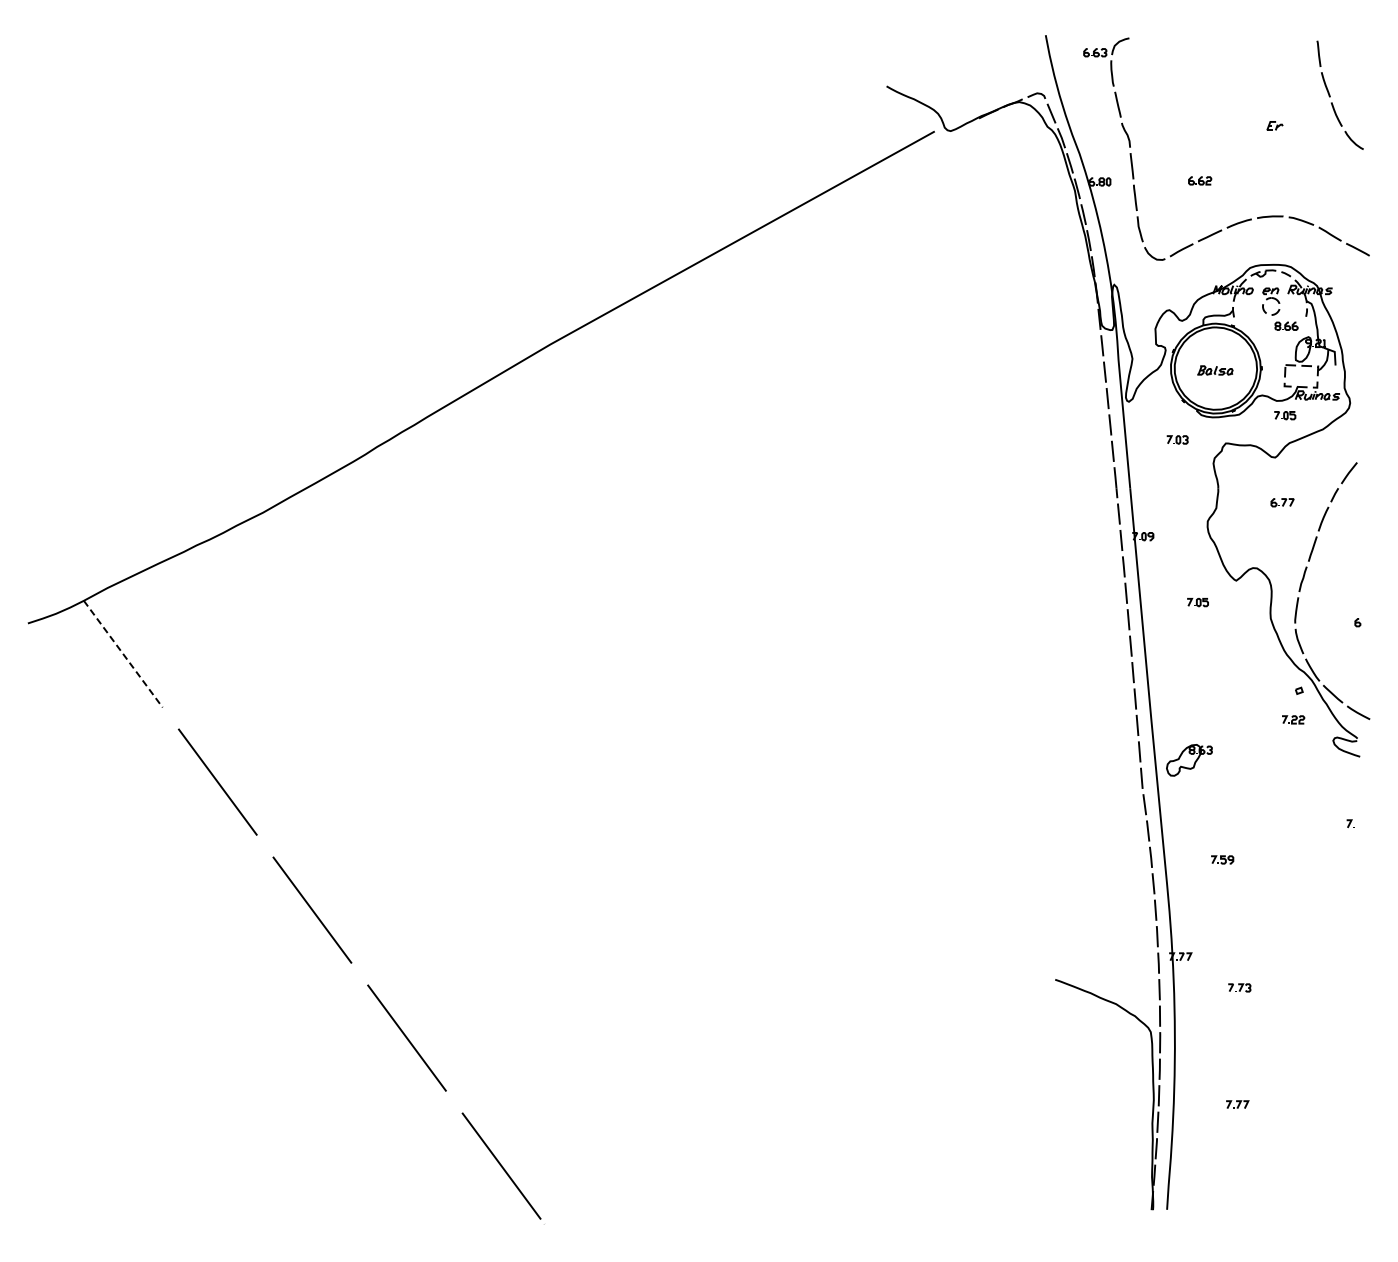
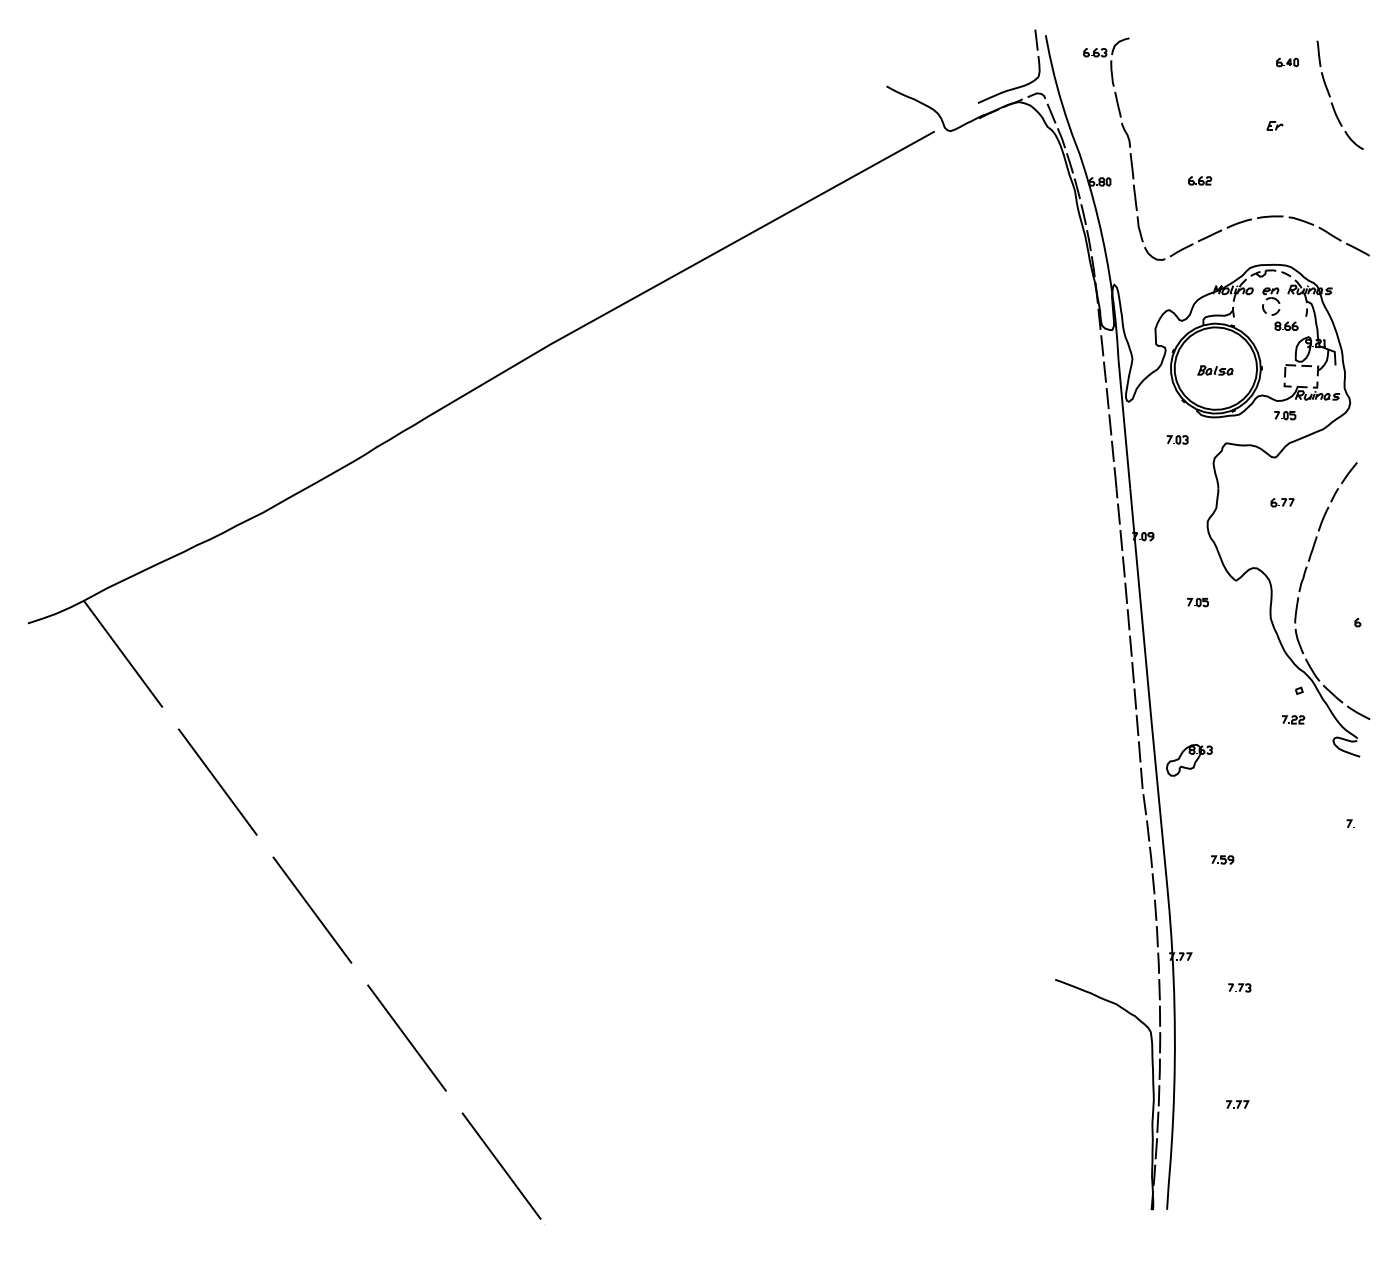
part: none -> present (1287, 62)
part: none -> present (1014, 87)
line: dashed -> solid (123, 654)
